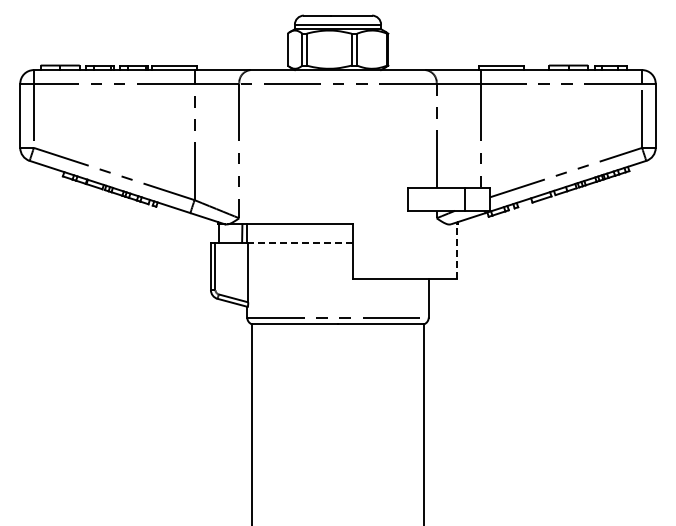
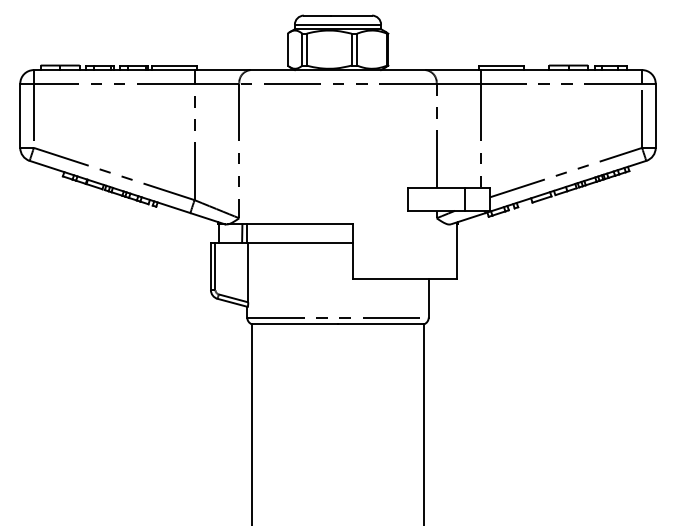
line: dashed -> solid (299, 242)
line: dashed -> solid (457, 251)
